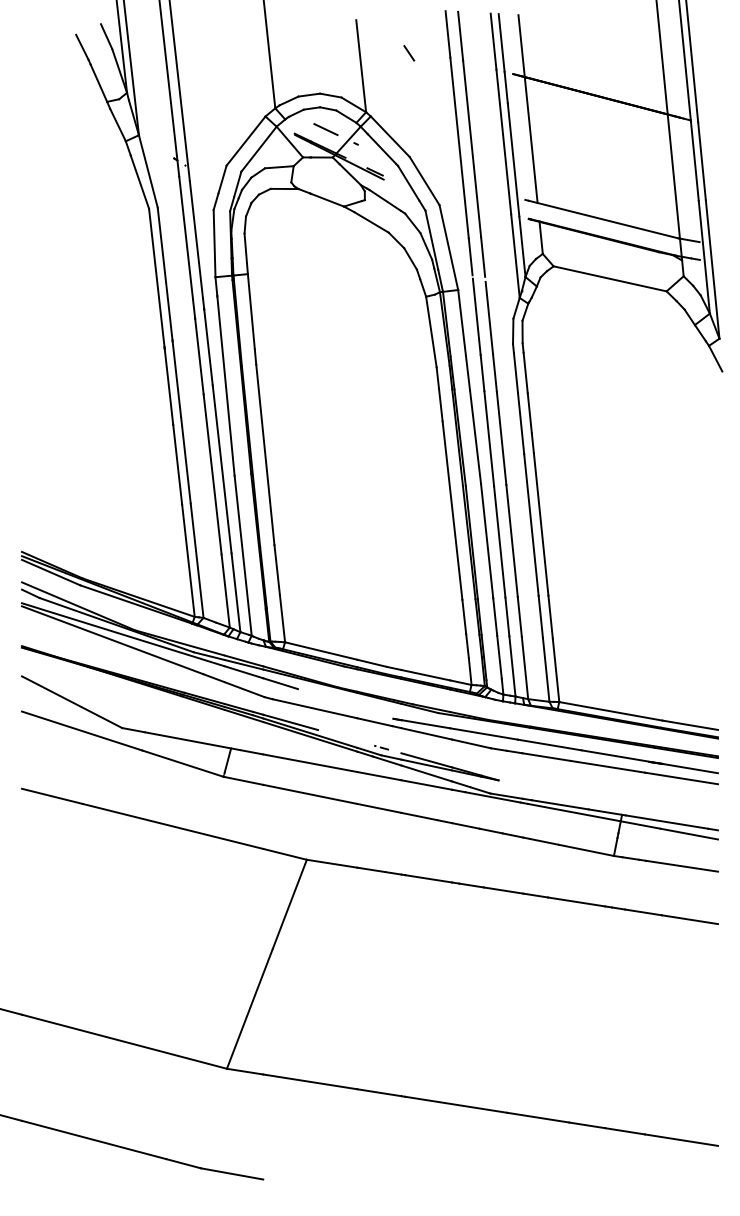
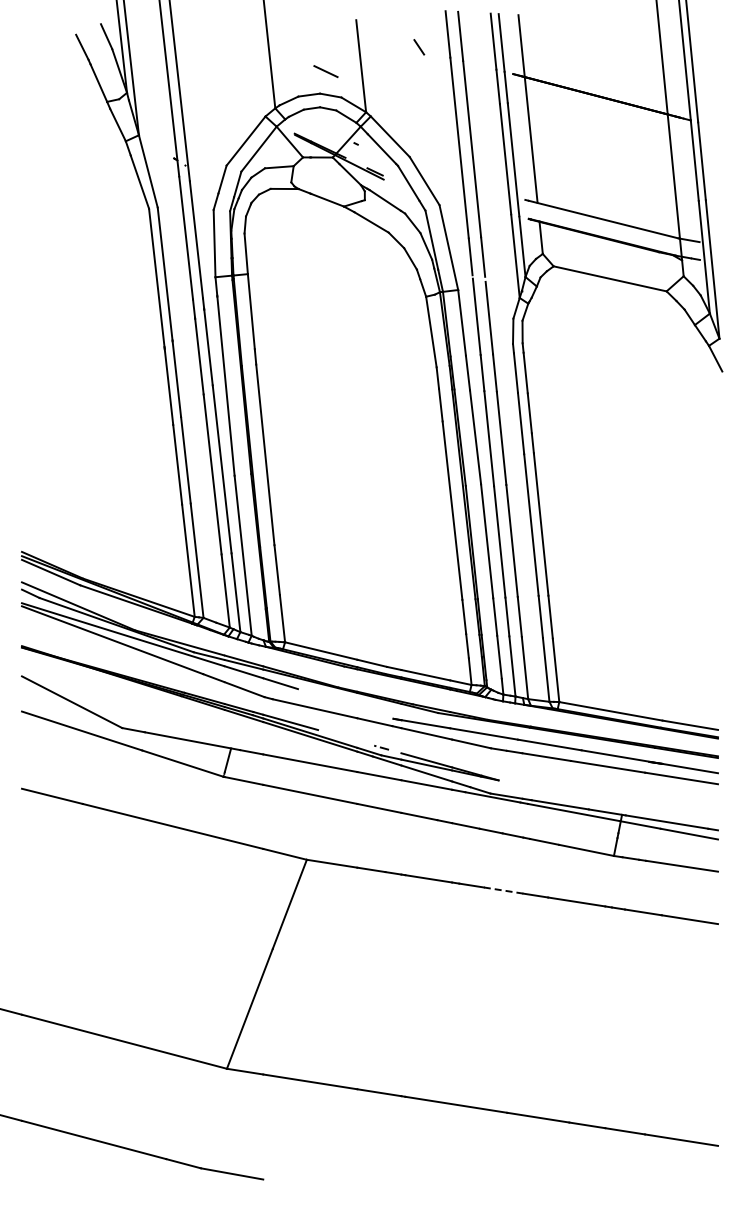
line position: (409, 53) -> (419, 47) (419, 47)
line position: (325, 129) -> (325, 71) (325, 71)
line: solid -> dashed (503, 890)
